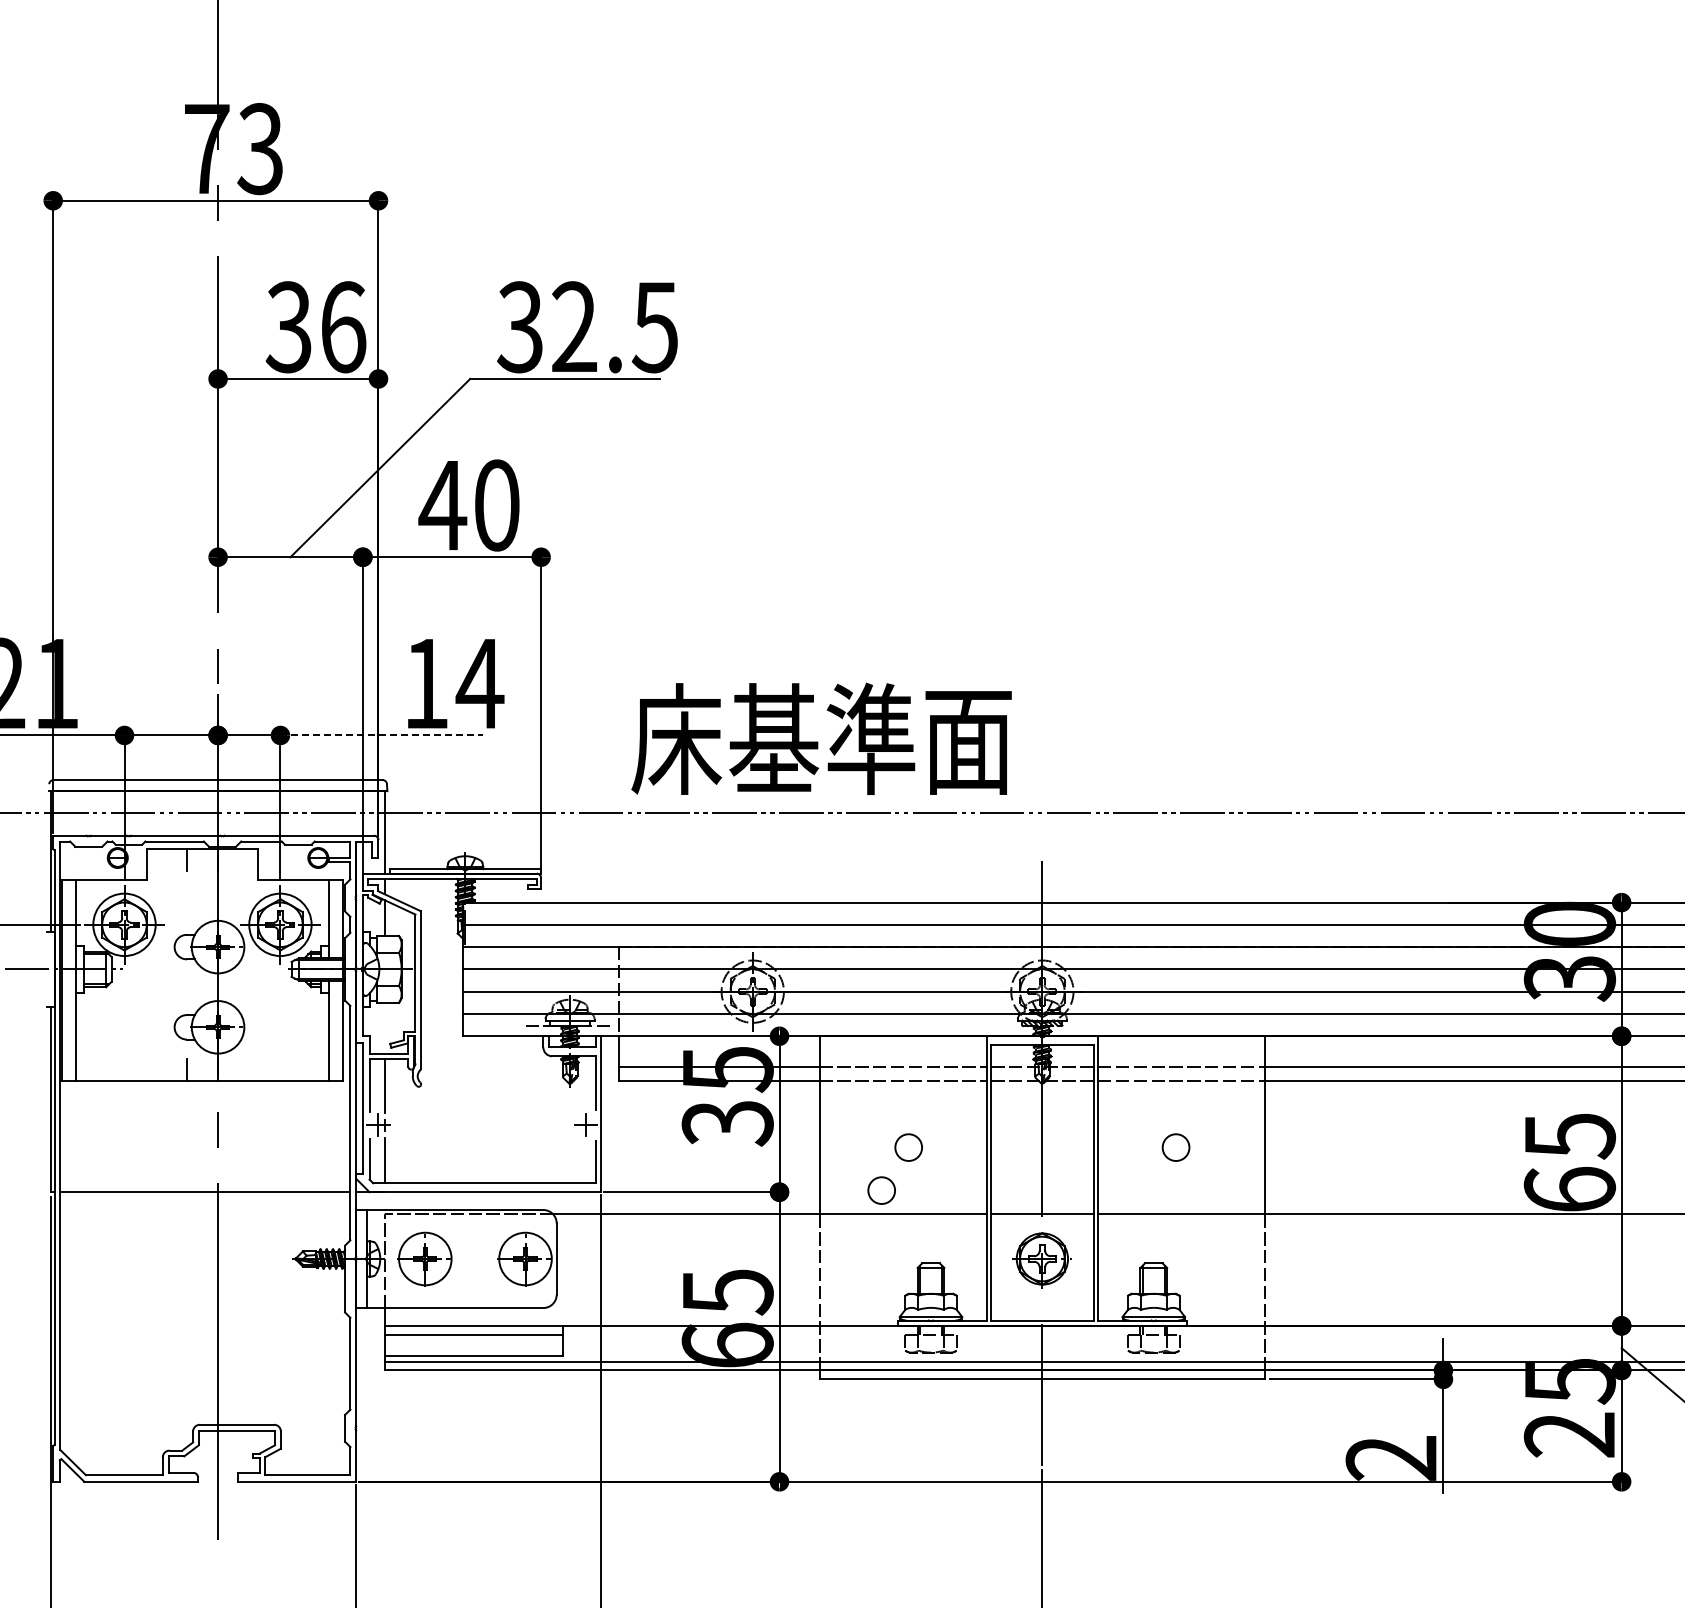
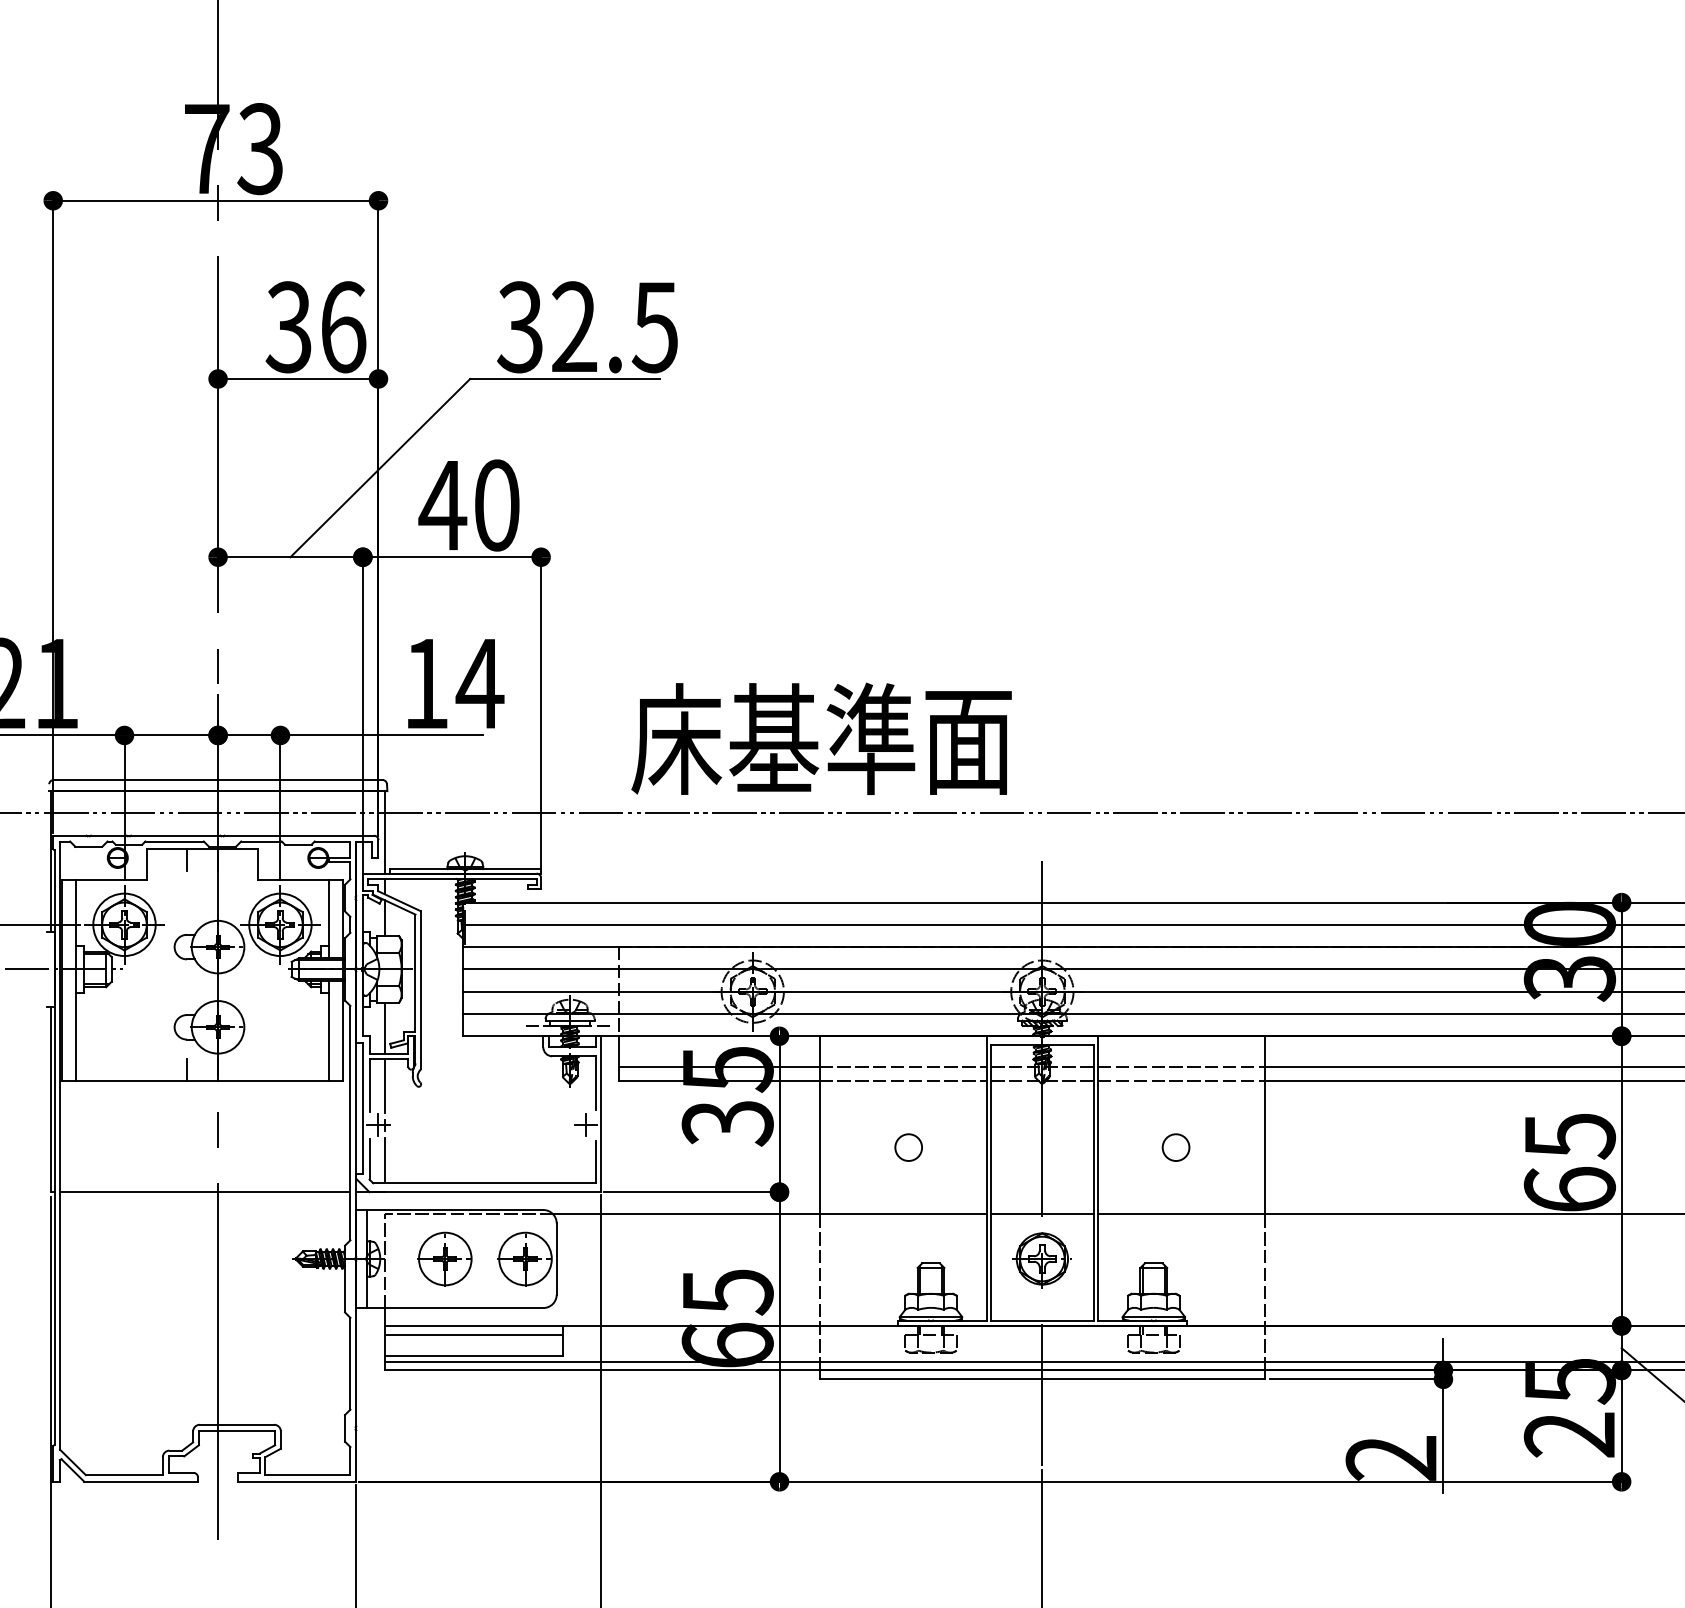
line: dashed -> solid (382, 735)
line: none -> present (385, 1028)
circle: present -> none (881, 1190)
part position: (424, 1258) -> (444, 1258) (444, 1258)
